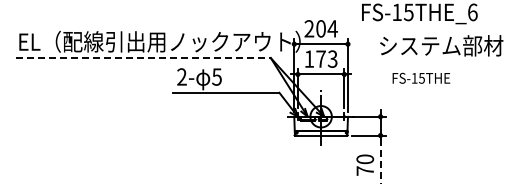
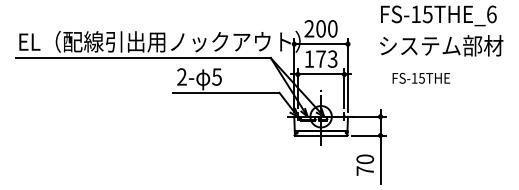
text position: (419, 13) -> (438, 15) (438, 15)
text: 204 -> 200 (332, 28)
line: dashed -> solid (143, 58)
line: dashed -> solid (380, 161)
